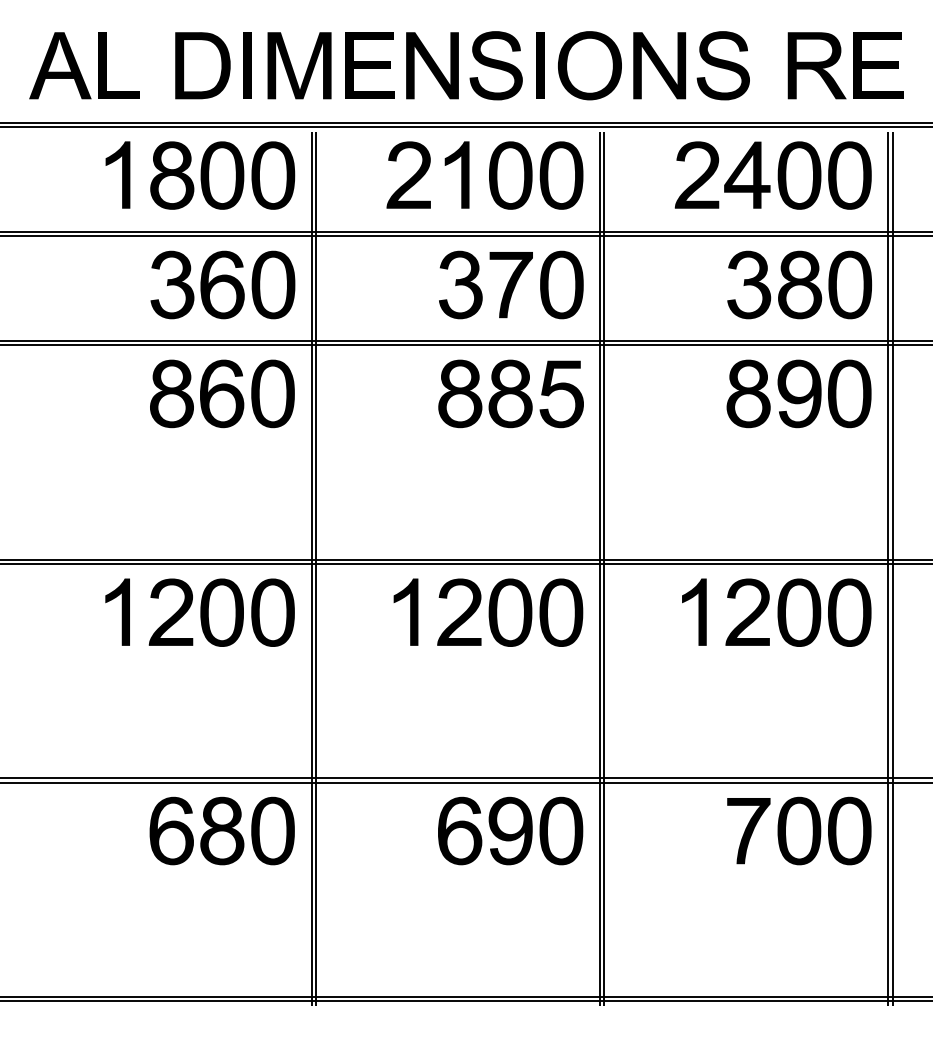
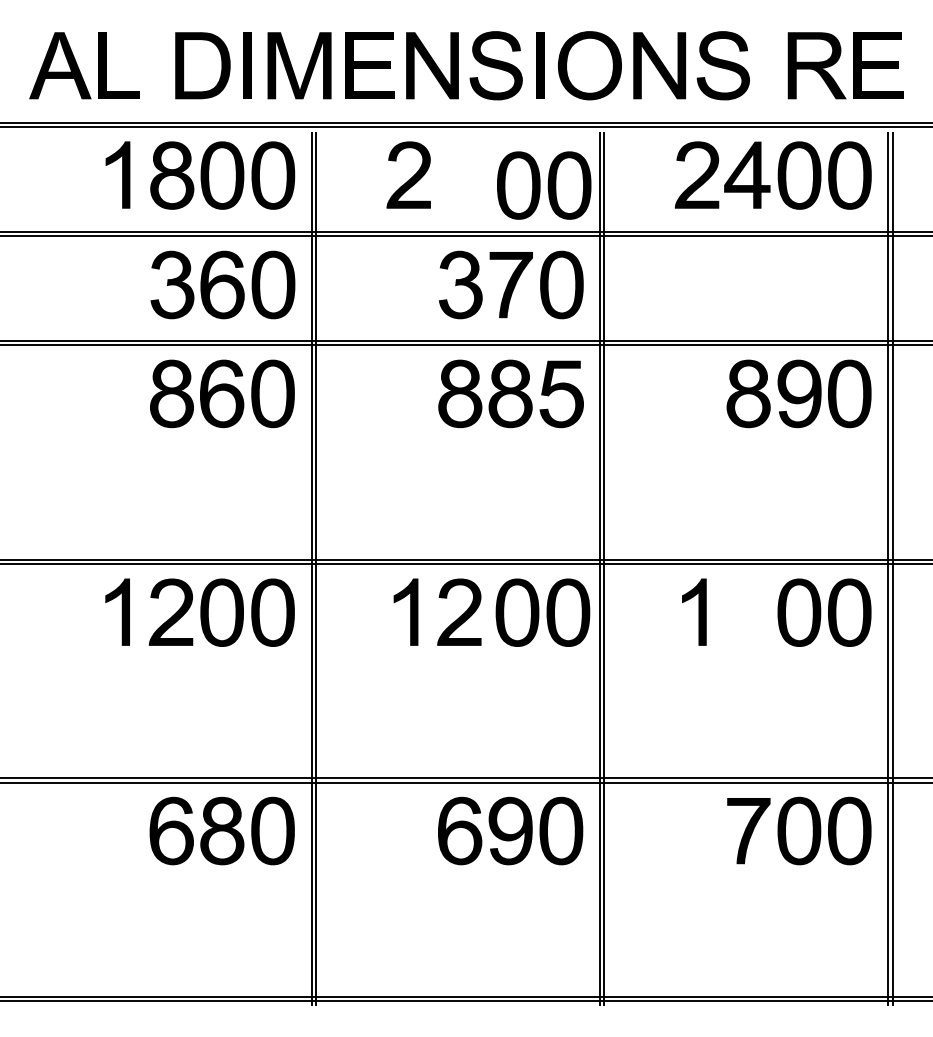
fill: present -> none (456, 174)
part position: (536, 175) -> (544, 185) (544, 185)
part: present -> none (799, 284)
fill: present -> none (747, 611)
part position: (535, 612) -> (542, 612) (542, 612)
